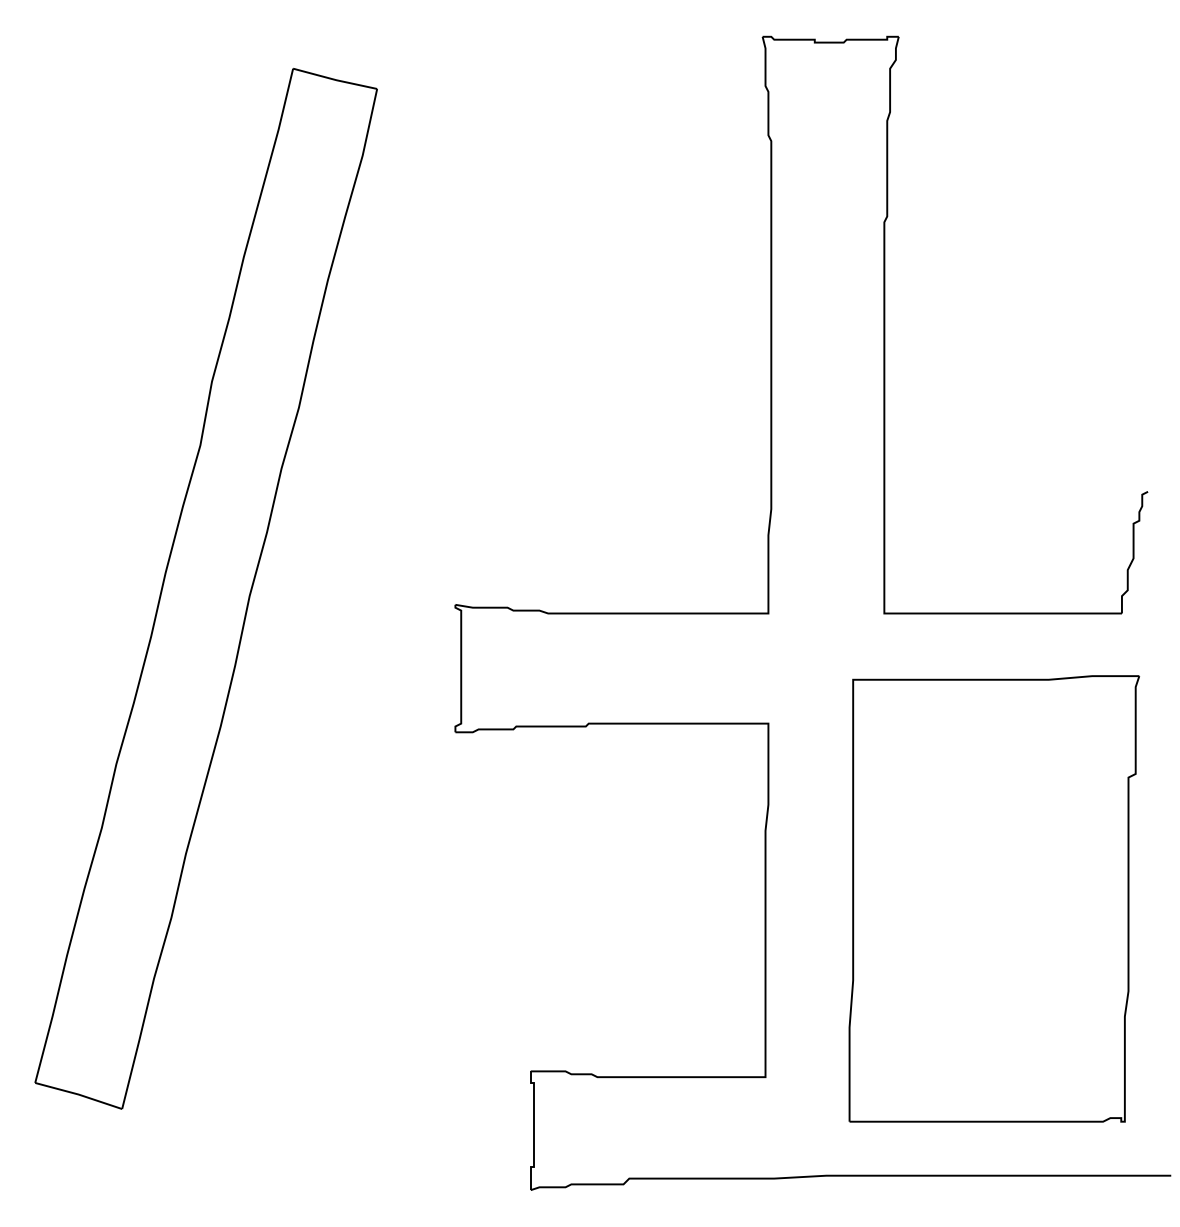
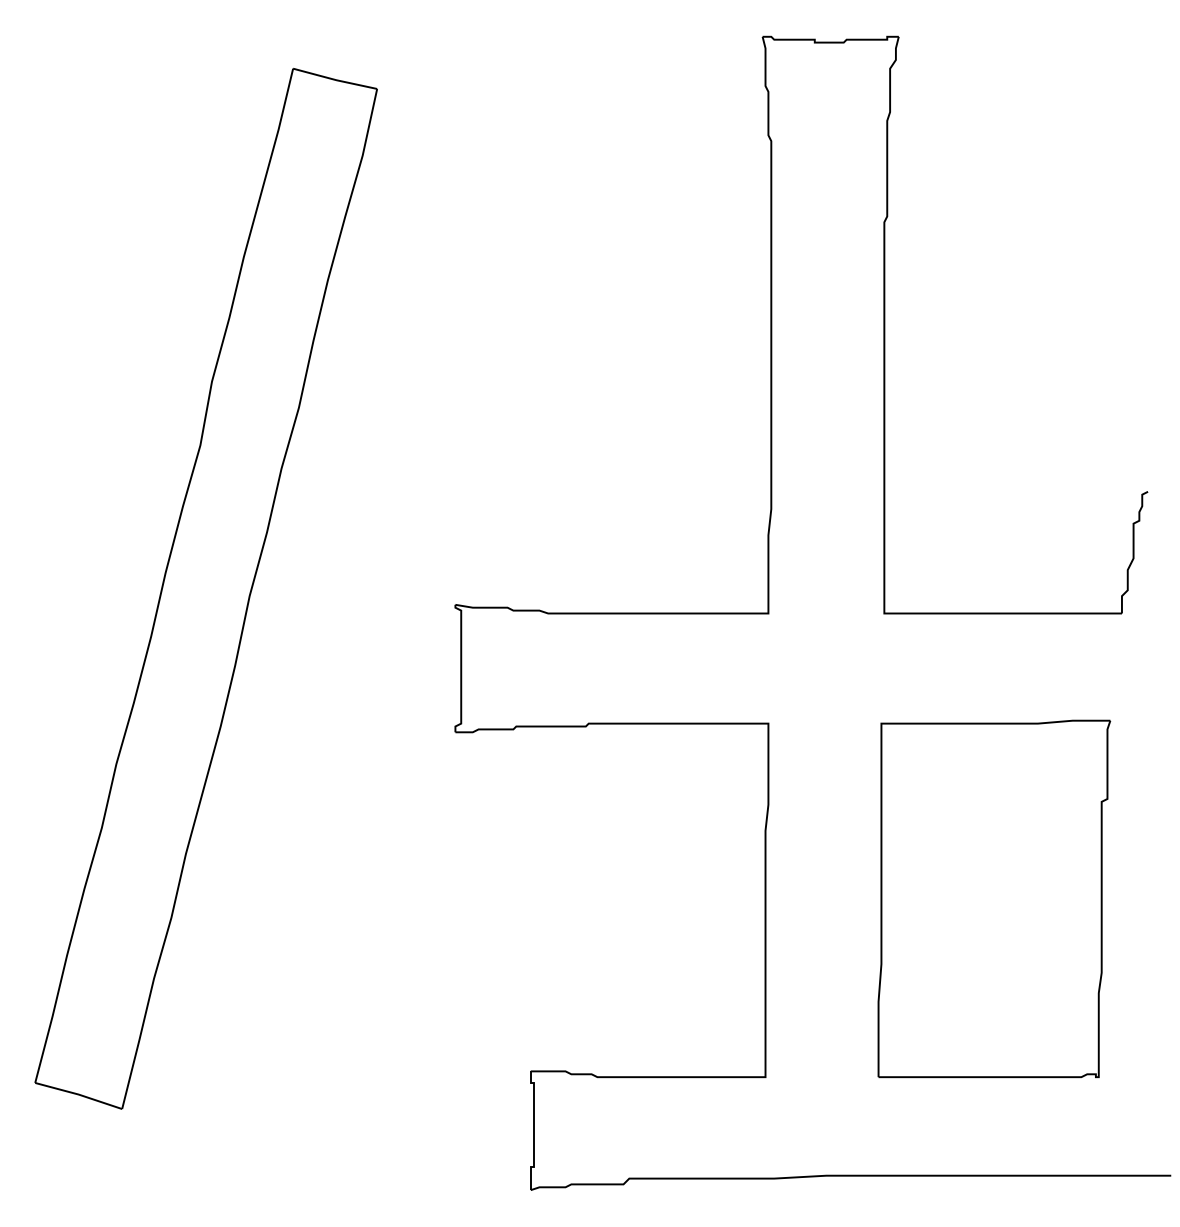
part size: 292x448 px -> 235x360 px (994, 898)
